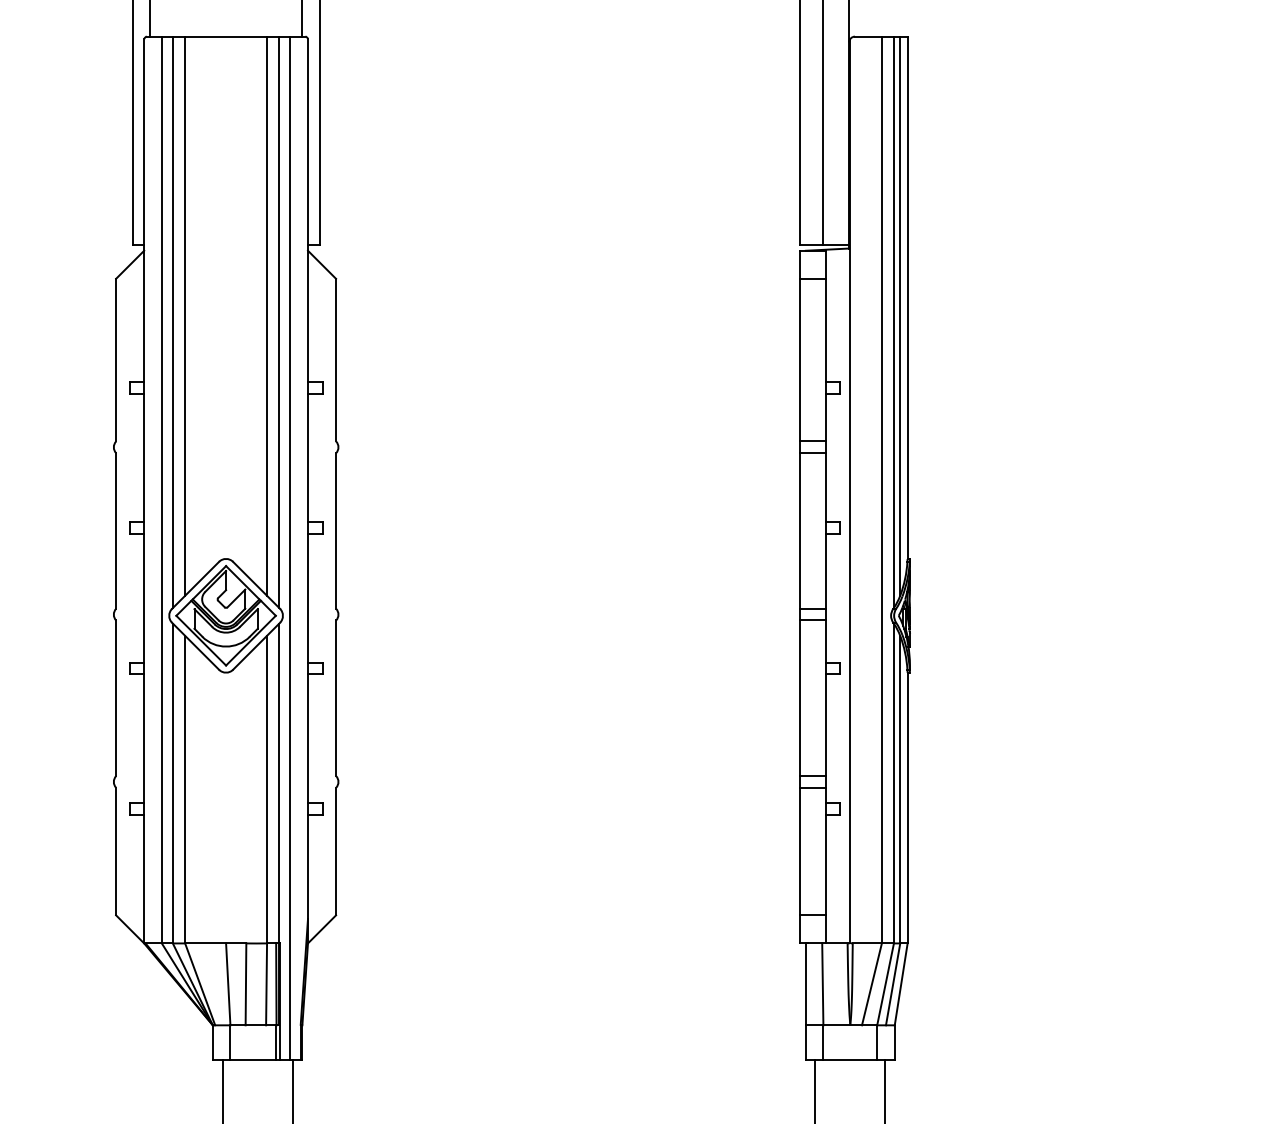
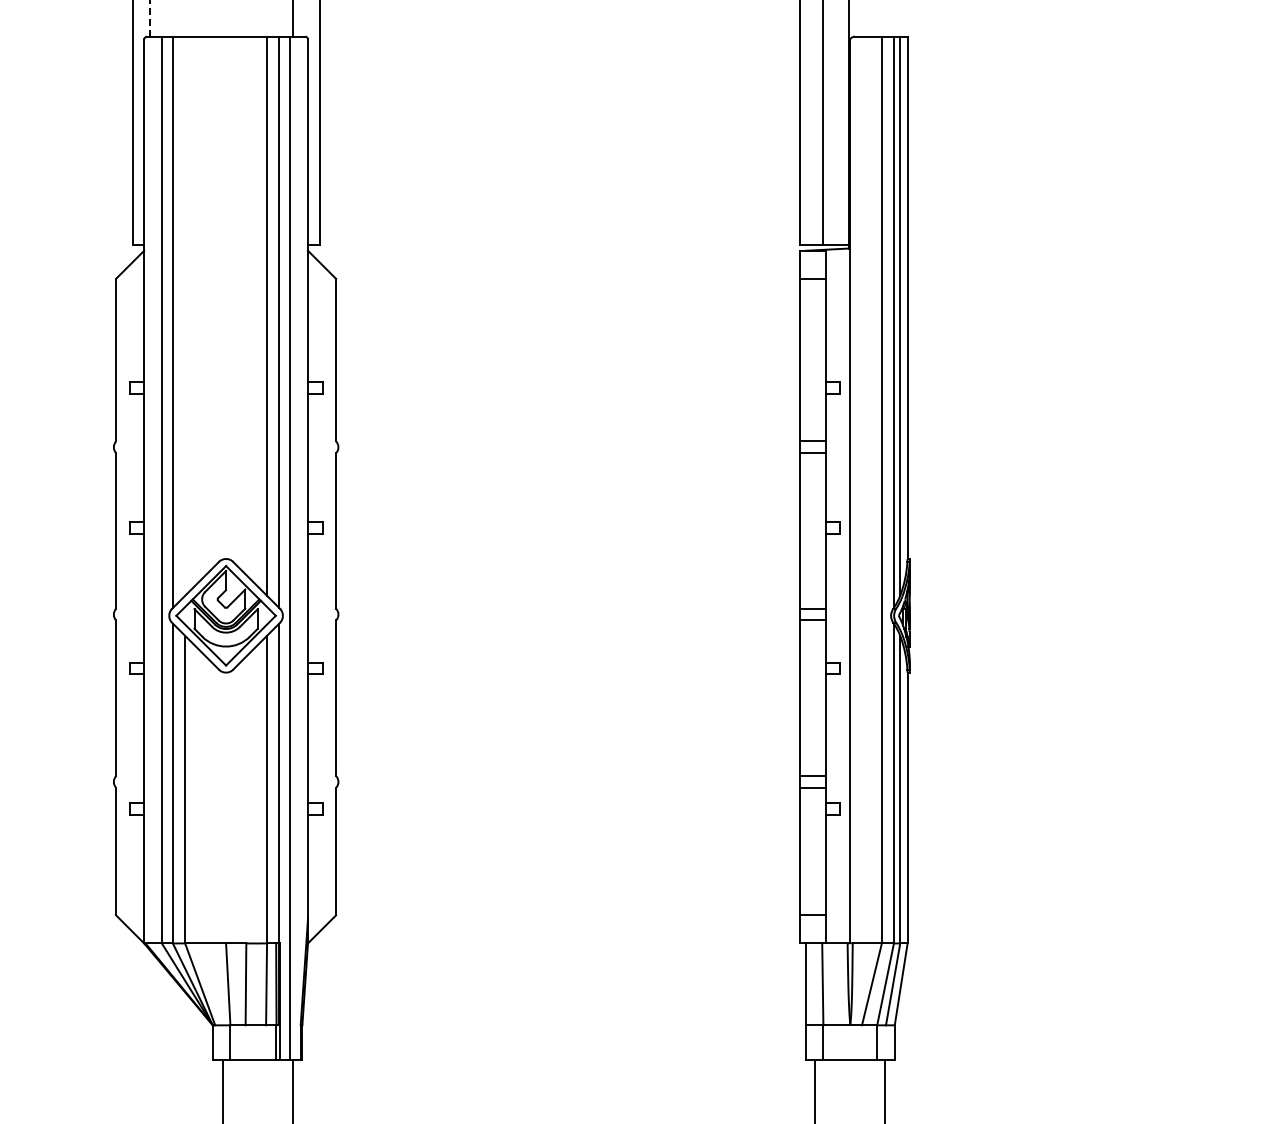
line: solid -> dashed (150, 18)
line position: (302, 19) -> (293, 19) (293, 19)
line: present -> none (185, 315)
